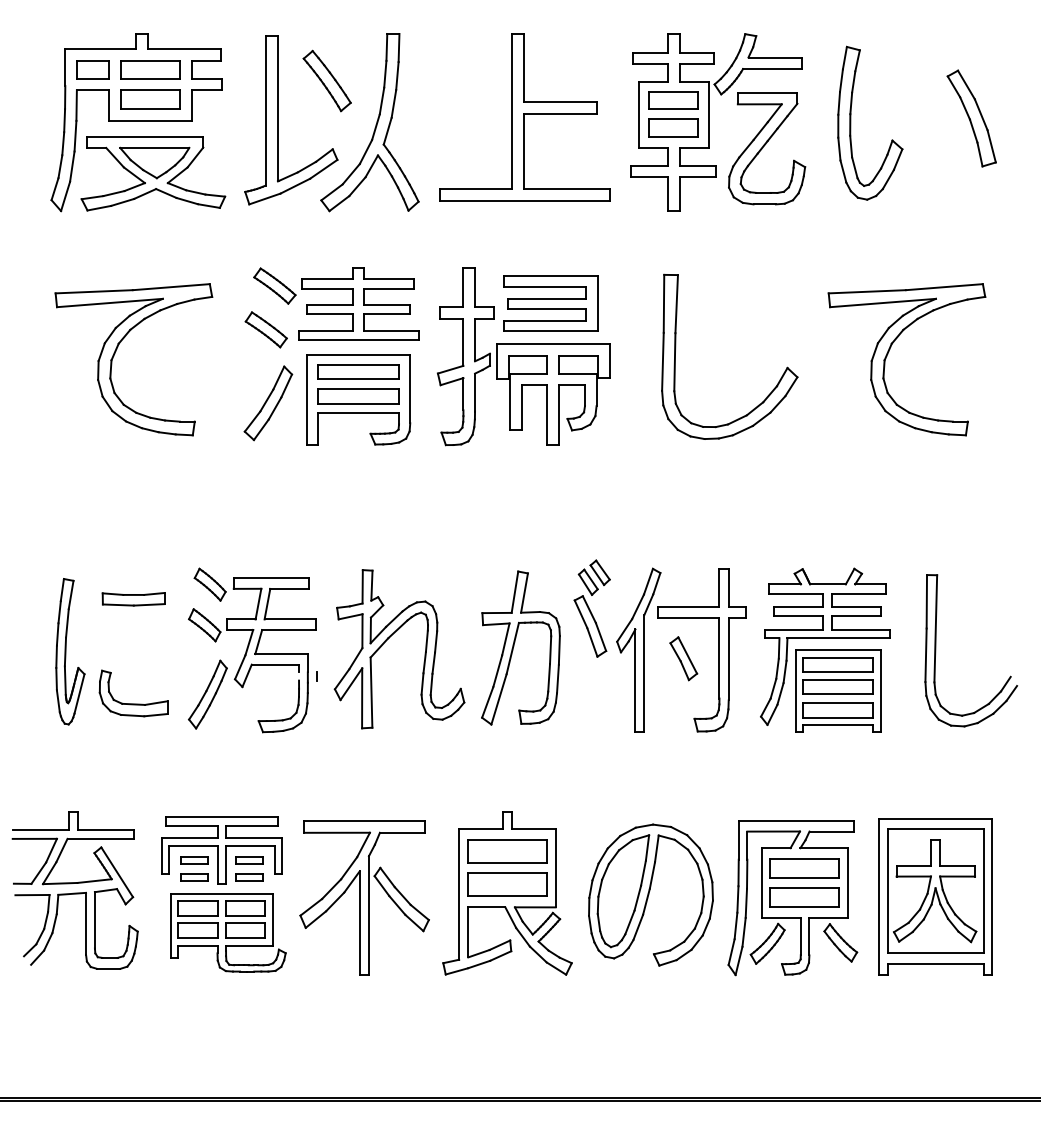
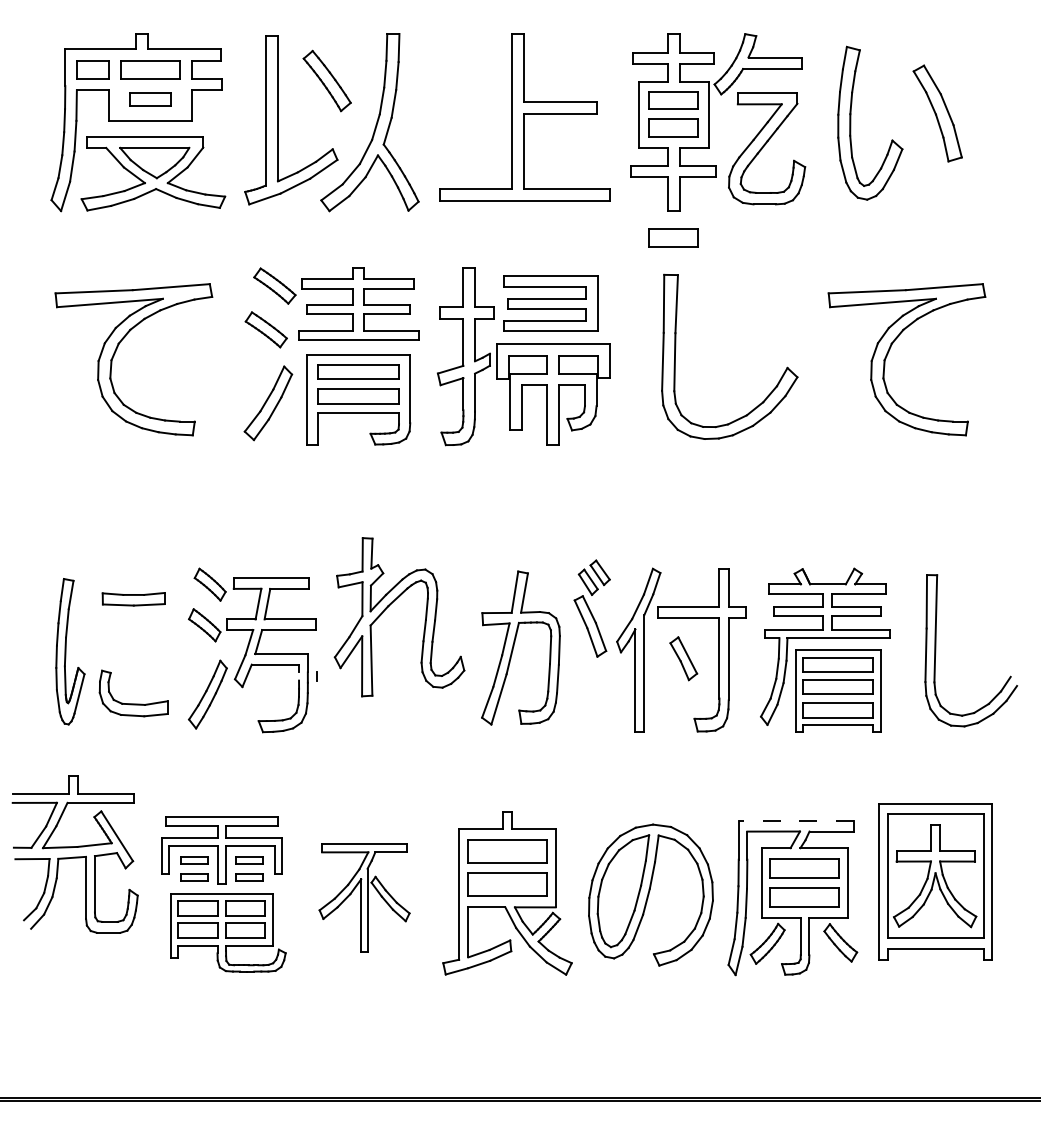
part size: 61x21 px -> 43x15 px (150, 99)
part position: (971, 118) -> (937, 113) (937, 113)
part: none -> present (673, 237)
part position: (389, 638) -> (389, 606) (389, 606)
line: solid -> dashed (796, 820)
part position: (74, 890) -> (74, 854) (74, 854)
part position: (935, 896) -> (935, 881) (935, 881)
part size: 131x156 px -> 93x110 px (364, 897)
